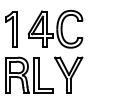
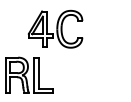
part: present -> none (11, 29)
part: present -> none (68, 74)
